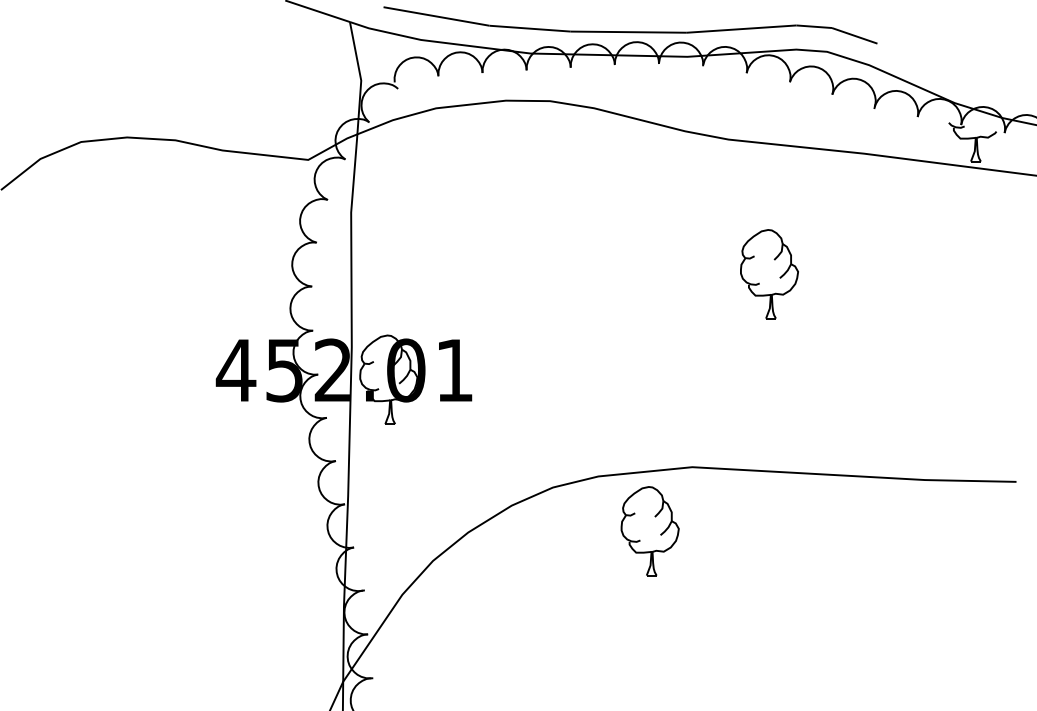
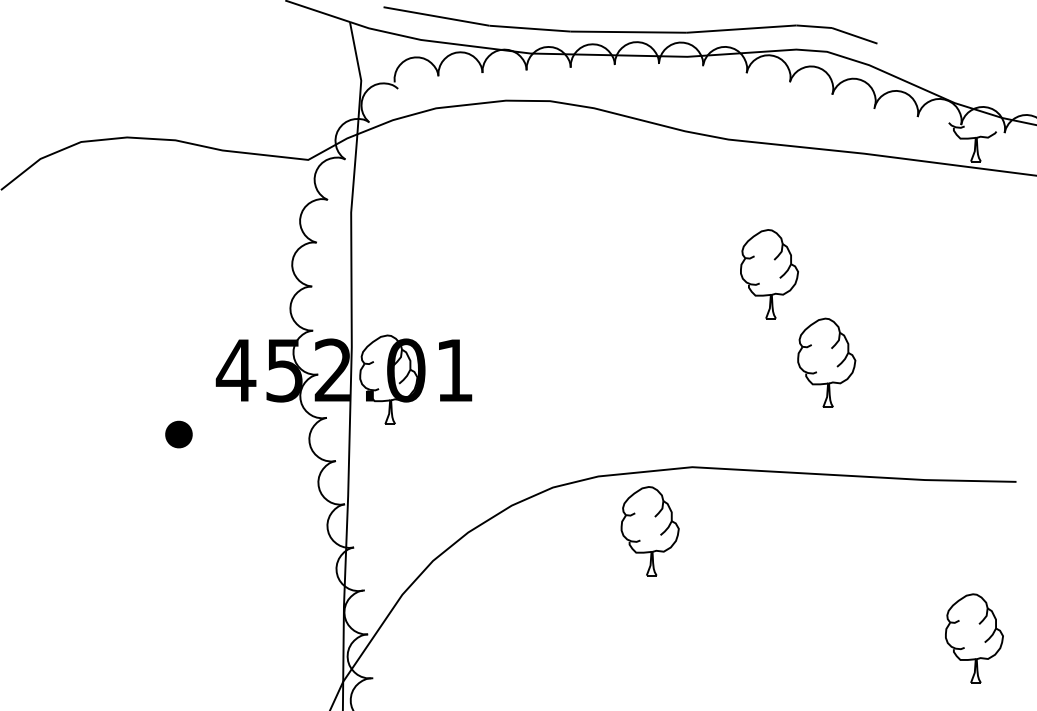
part: none -> present (826, 362)
part: none -> present (178, 434)
part: none -> present (974, 638)
